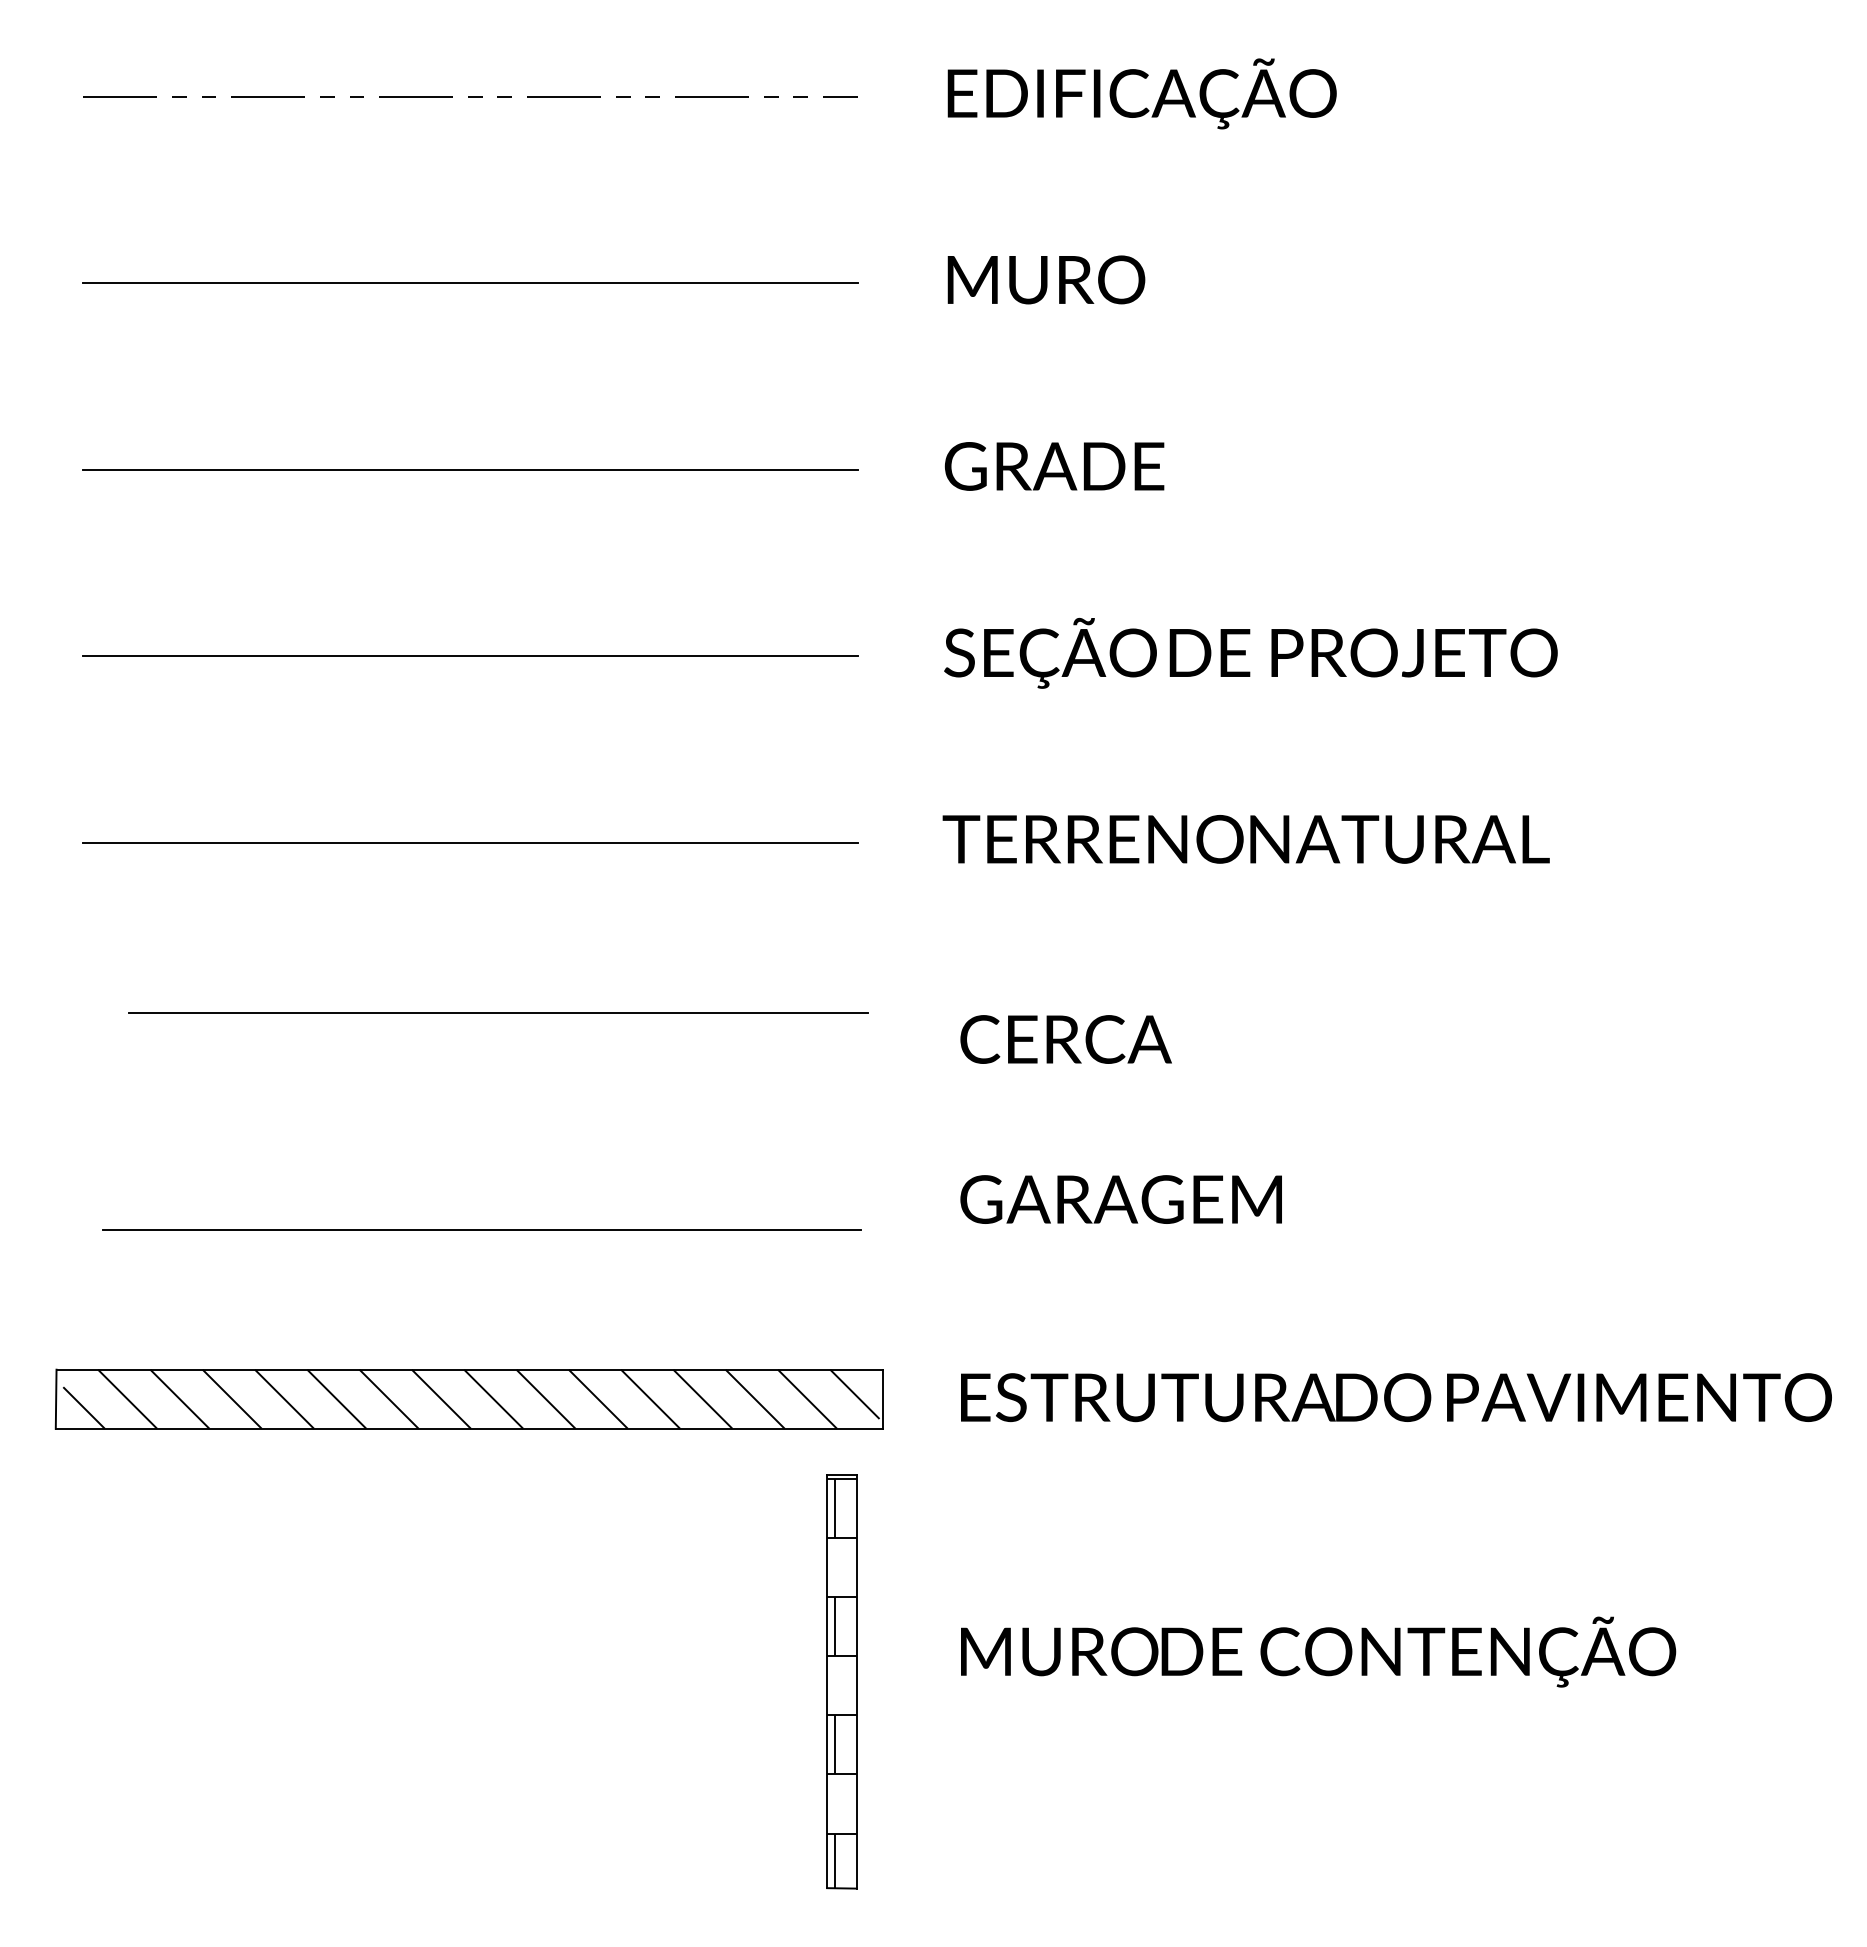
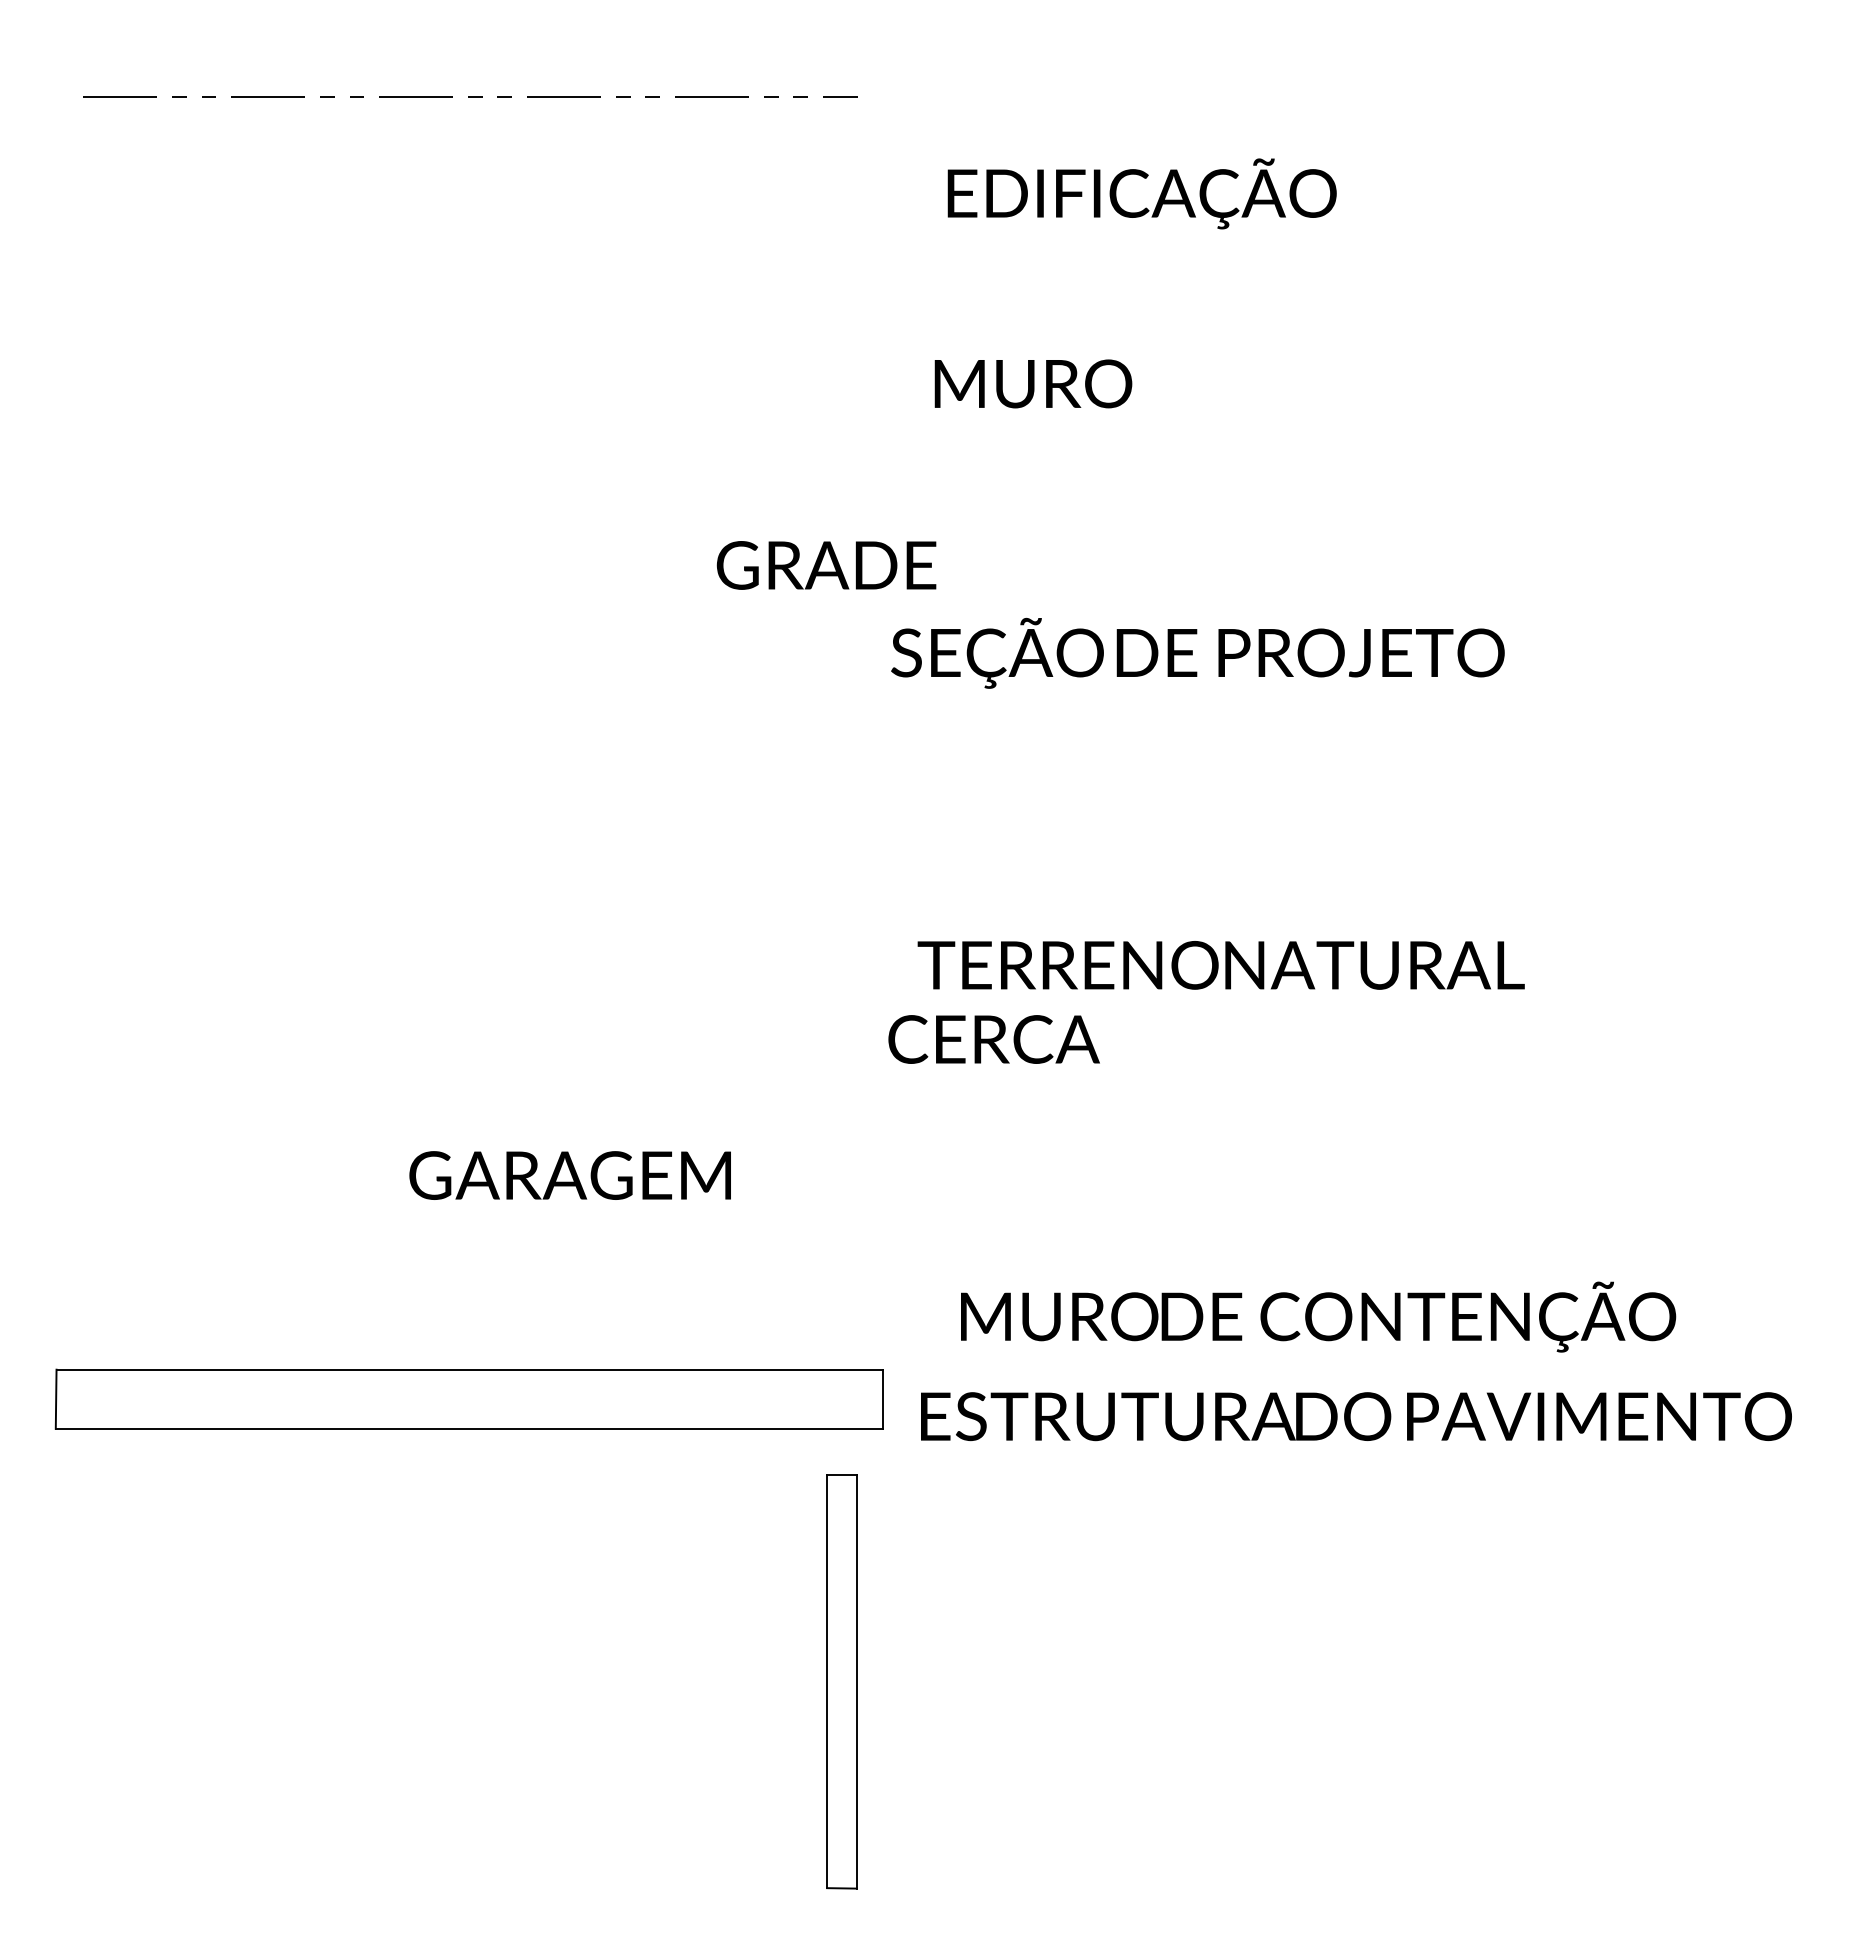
text position: (1141, 93) -> (1141, 193) (1141, 193)
text position: (1046, 279) -> (1033, 383) (1033, 383)
line: present -> none (470, 283)
text position: (1054, 466) -> (826, 565) (826, 565)
line: present -> none (470, 469)
text position: (1250, 652) -> (1197, 652) (1197, 652)
line: present -> none (470, 656)
text position: (1245, 839) -> (1220, 965) (1220, 965)
line: present -> none (470, 842)
line: present -> none (498, 1013)
text position: (1065, 1039) -> (993, 1039) (993, 1039)
text position: (1120, 1199) -> (569, 1175) (569, 1175)
line: present -> none (481, 1229)
text position: (1396, 1397) -> (1356, 1416) (1356, 1416)
hatch: present -> none (471, 1398)
text position: (1318, 1651) -> (1318, 1316) (1318, 1316)
hatch: present -> none (841, 1683)
